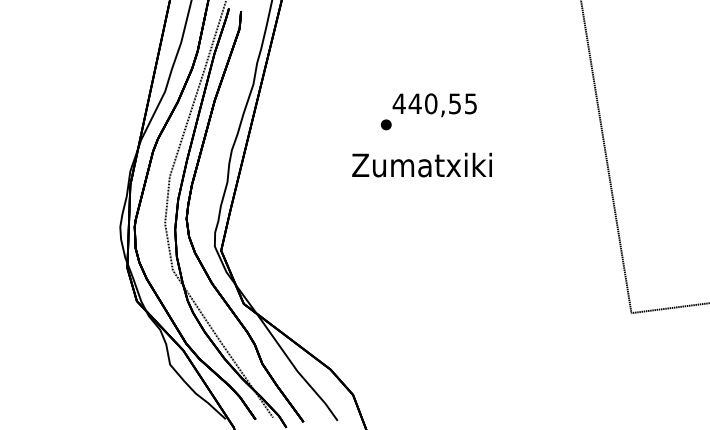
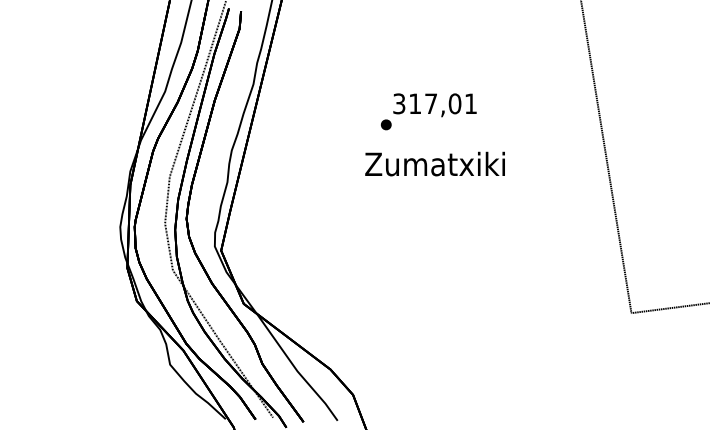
text: 440,55 -> 317,01 (434, 103)
text position: (421, 164) -> (434, 163) (434, 163)
